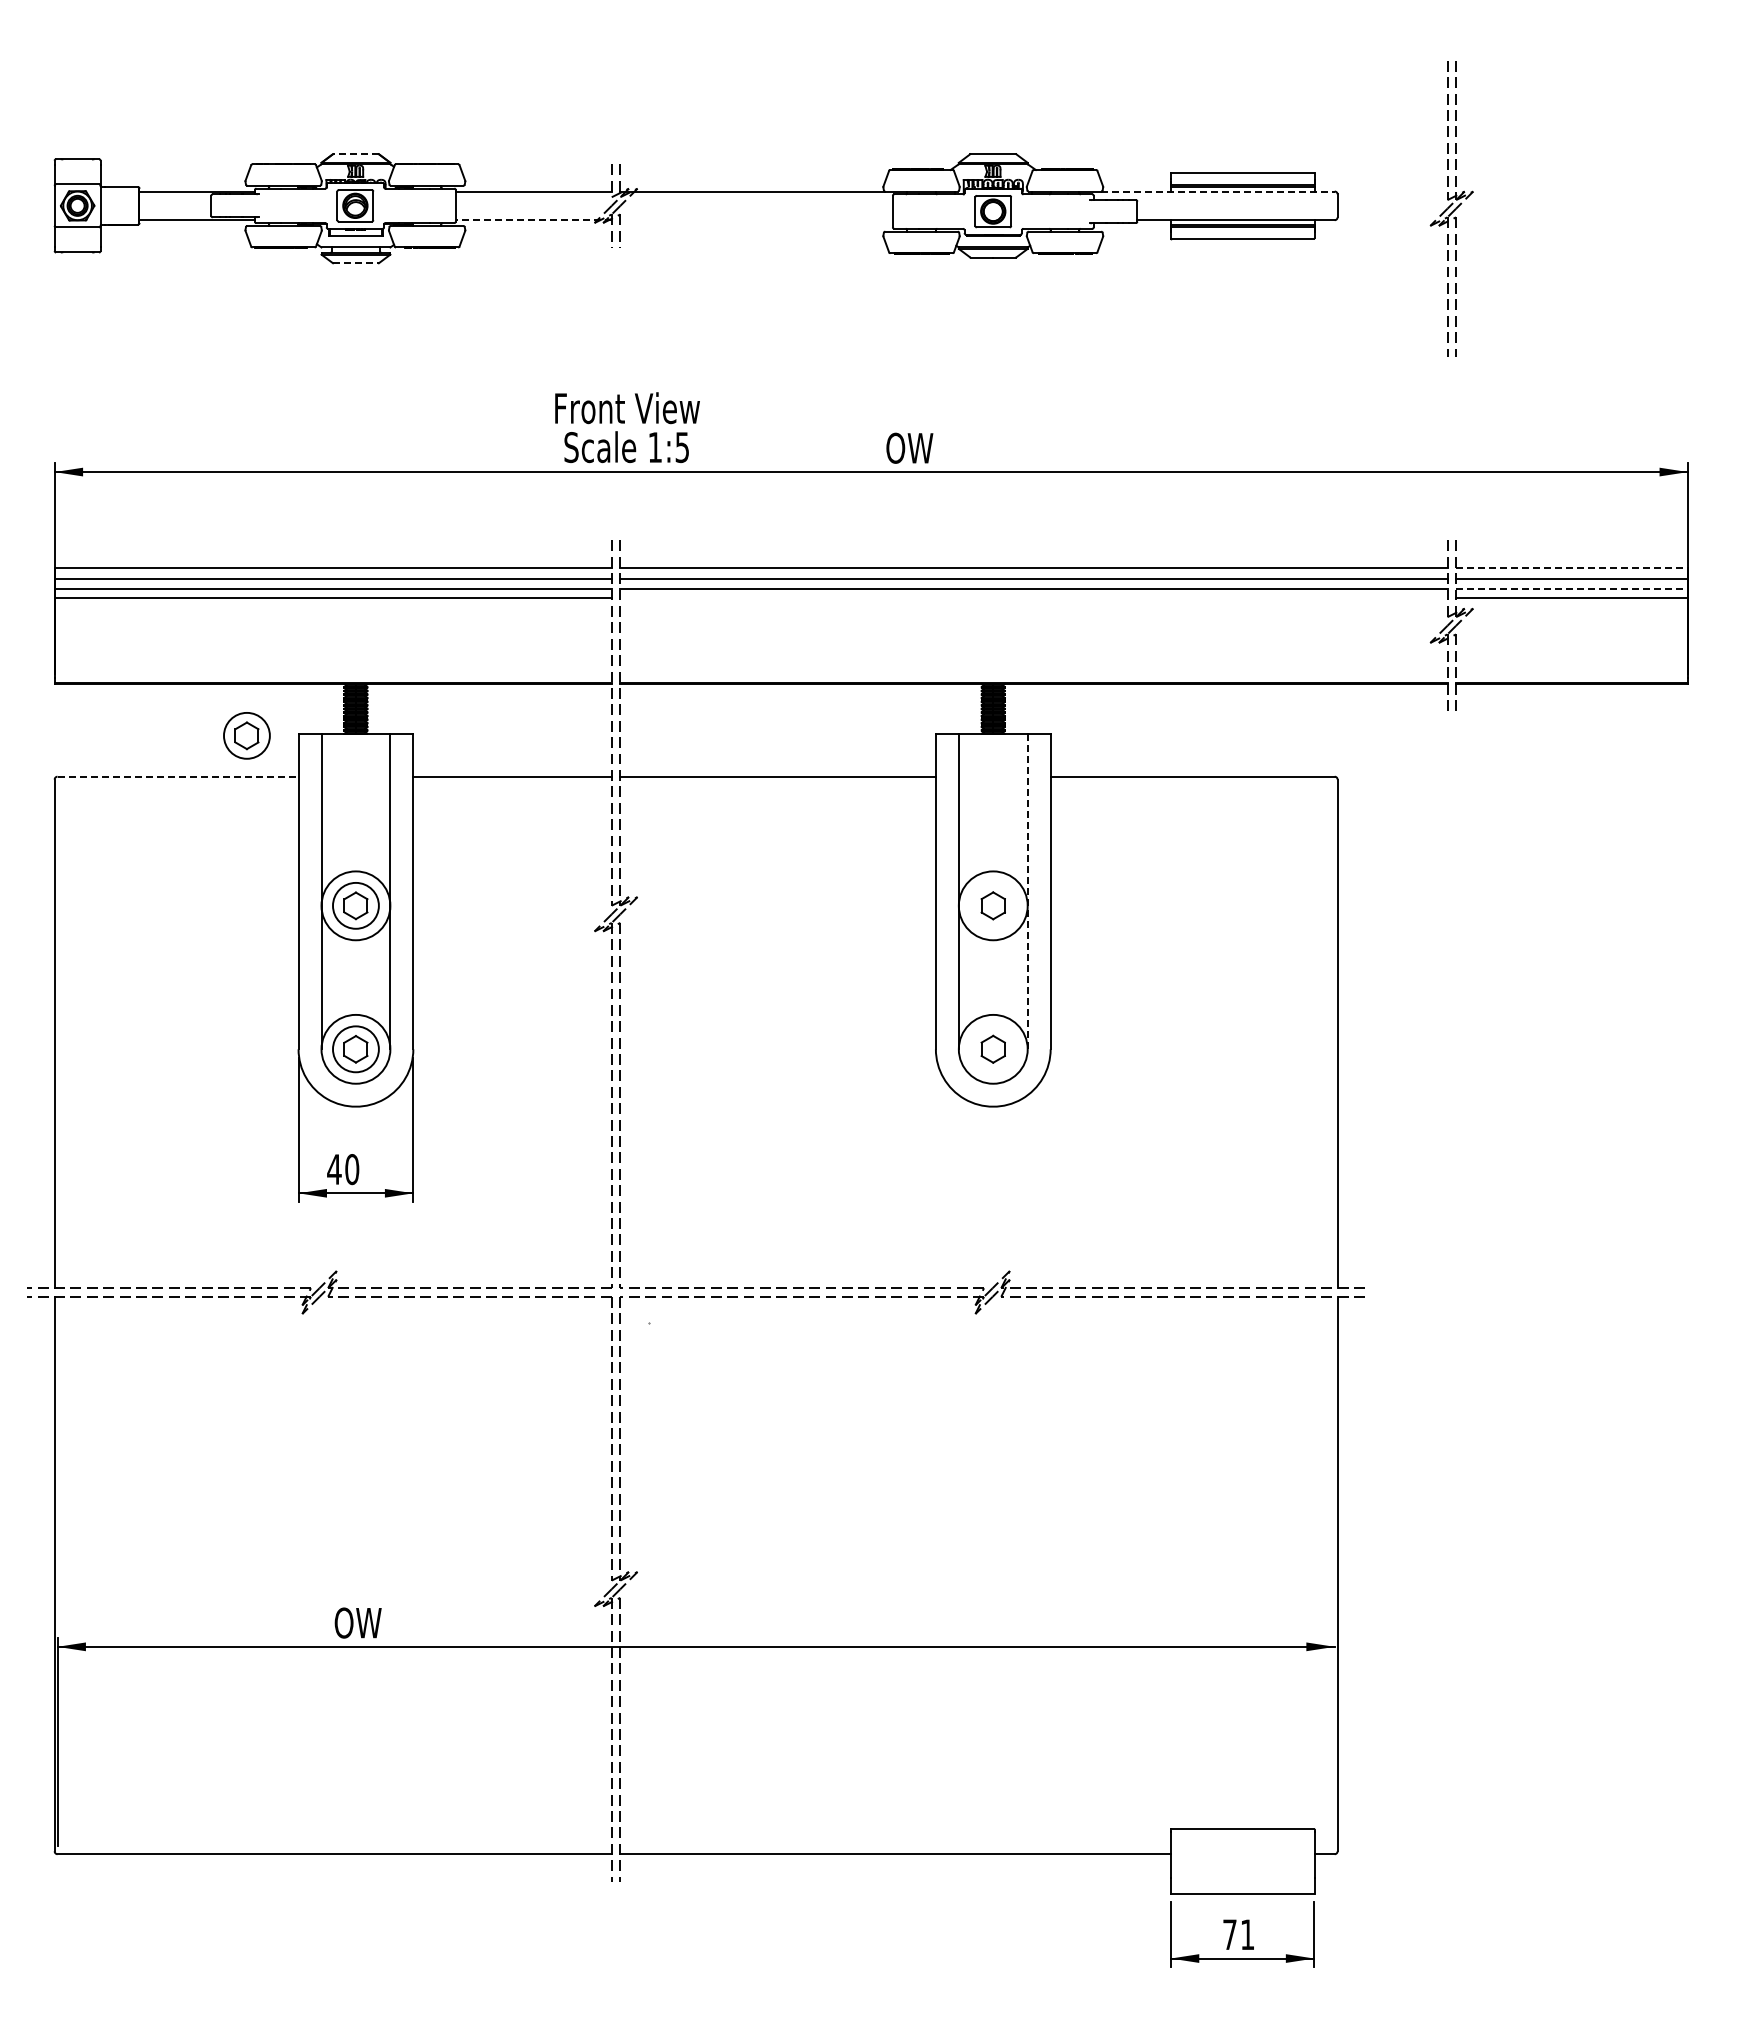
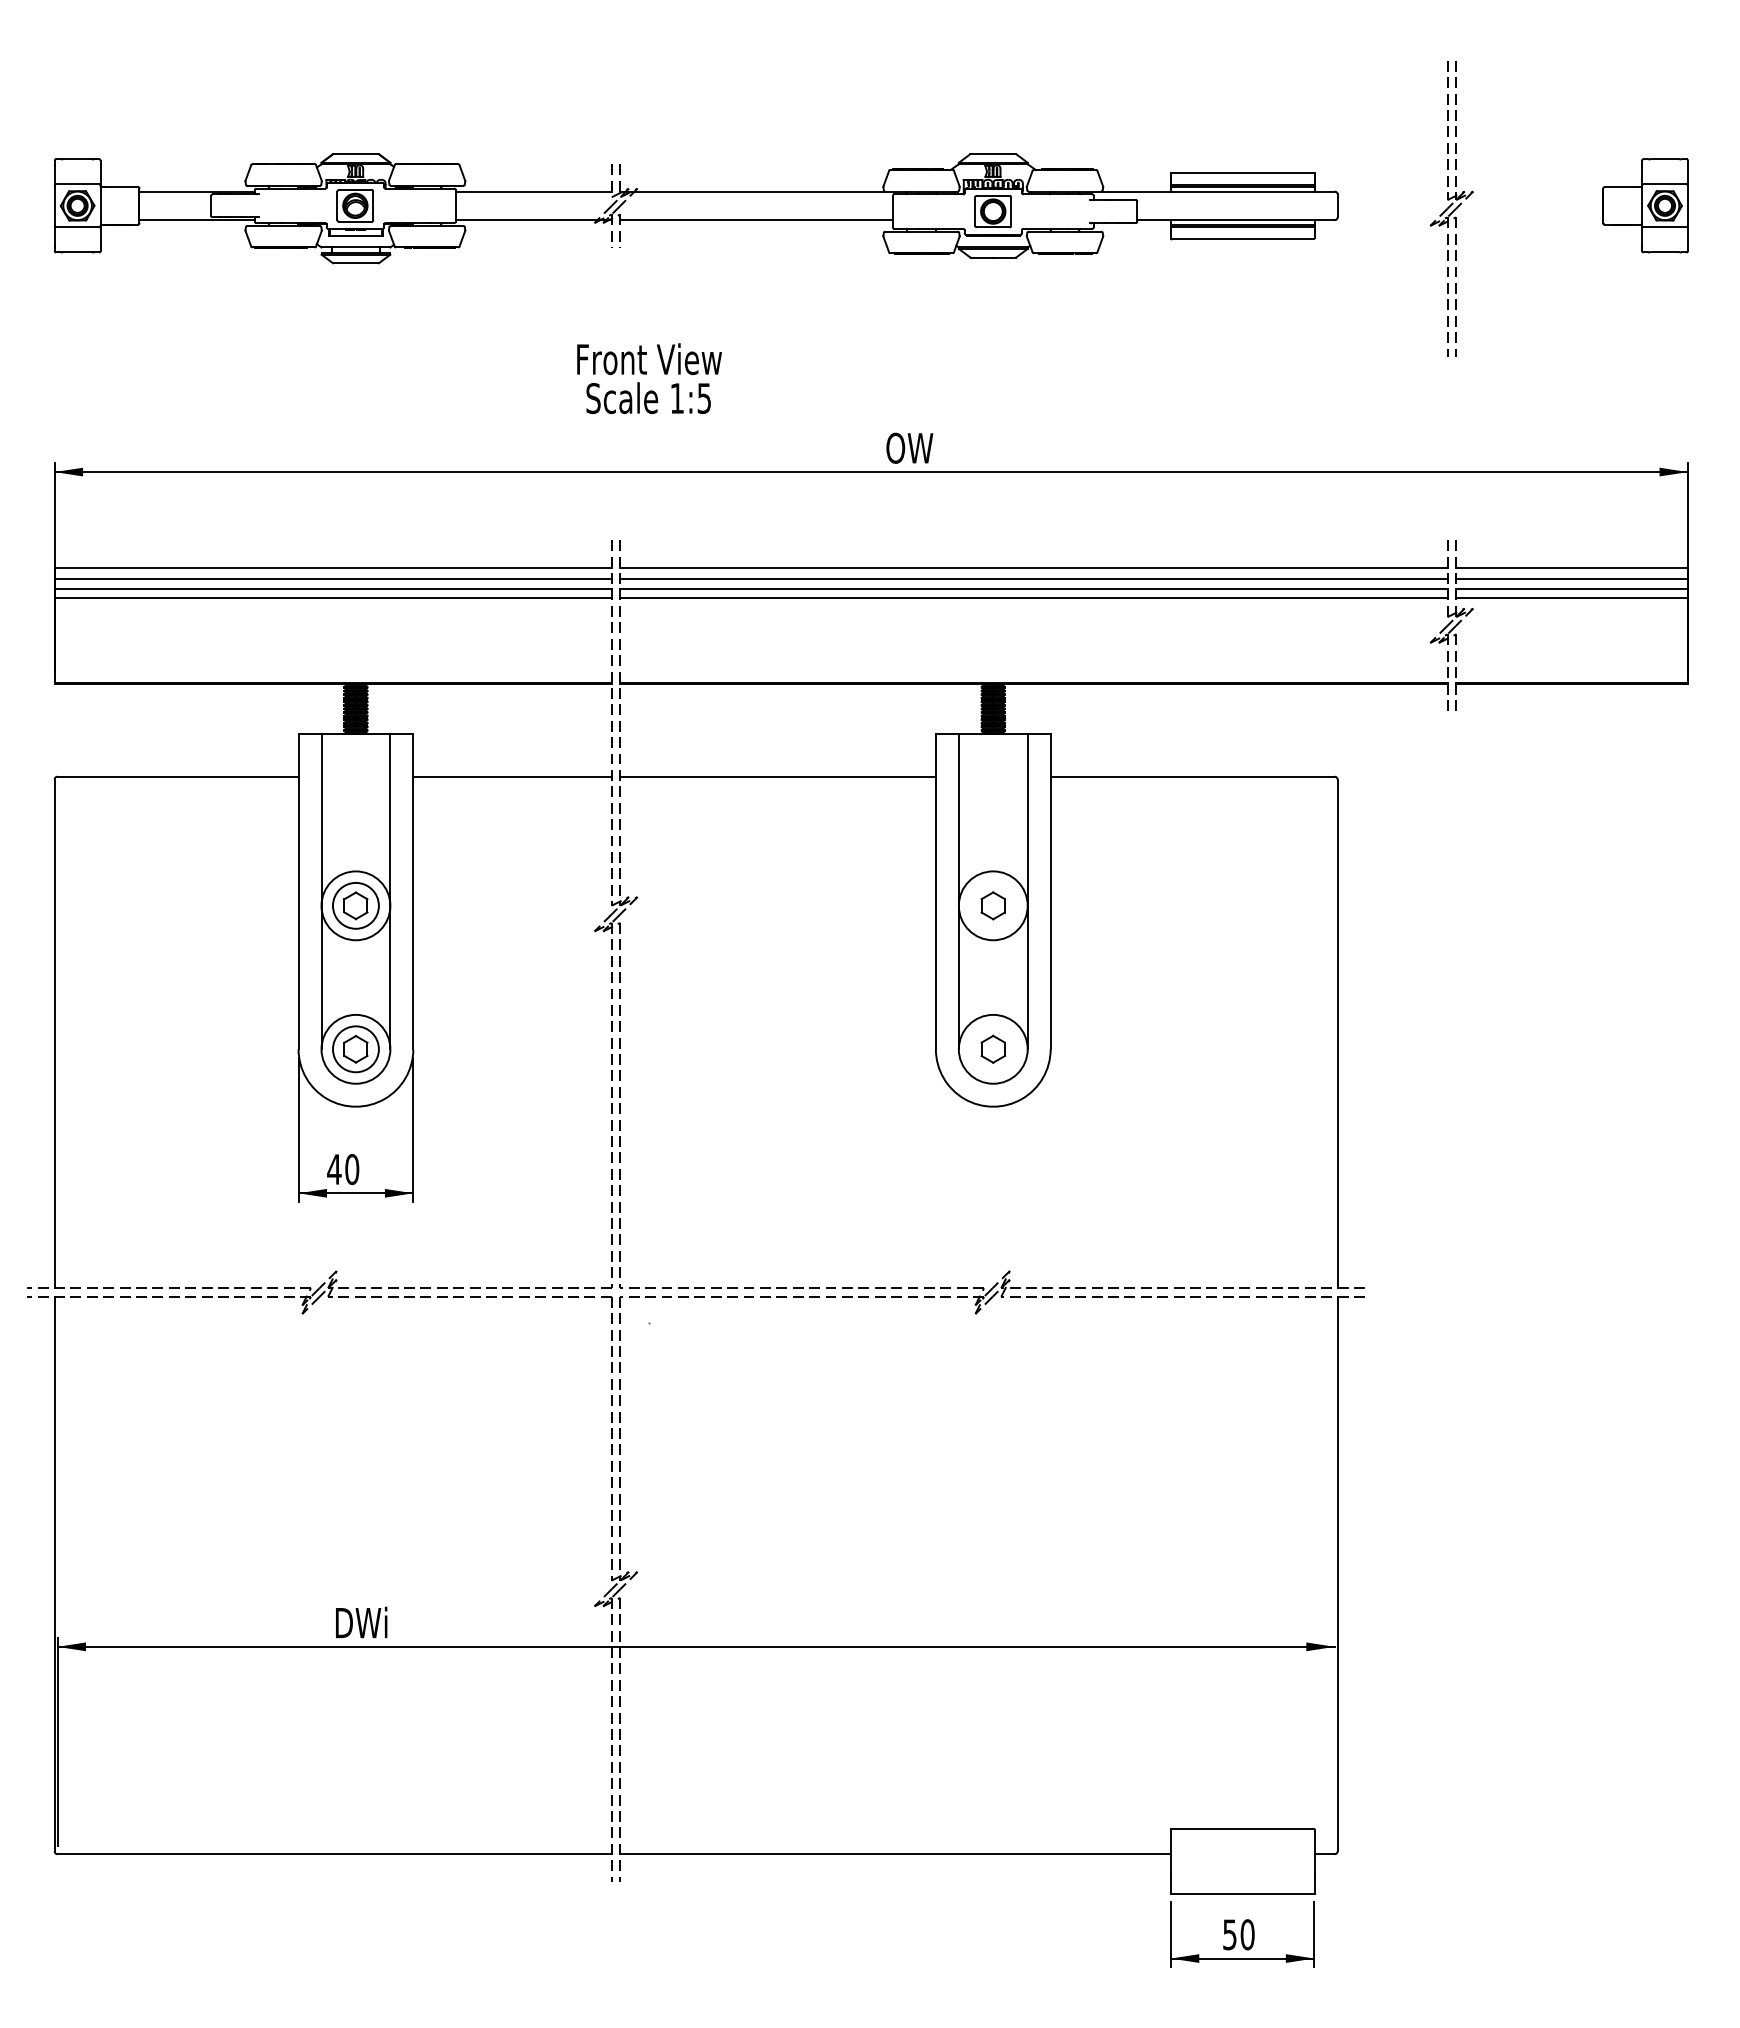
line: dashed -> solid (355, 154)
line: dashed -> solid (1218, 191)
part: none -> present (1645, 205)
line: dashed -> solid (533, 220)
line: none -> present (756, 220)
line: dashed -> solid (355, 263)
text position: (627, 427) -> (649, 378) (649, 378)
line: dashed -> solid (1572, 567)
line: dashed -> solid (1572, 589)
line: none -> present (1033, 597)
part: present -> none (246, 735)
line: dashed -> solid (178, 776)
line: dashed -> solid (1027, 891)
text: OW -> DWi (360, 1622)
text: 71 -> 50 (1238, 1934)
